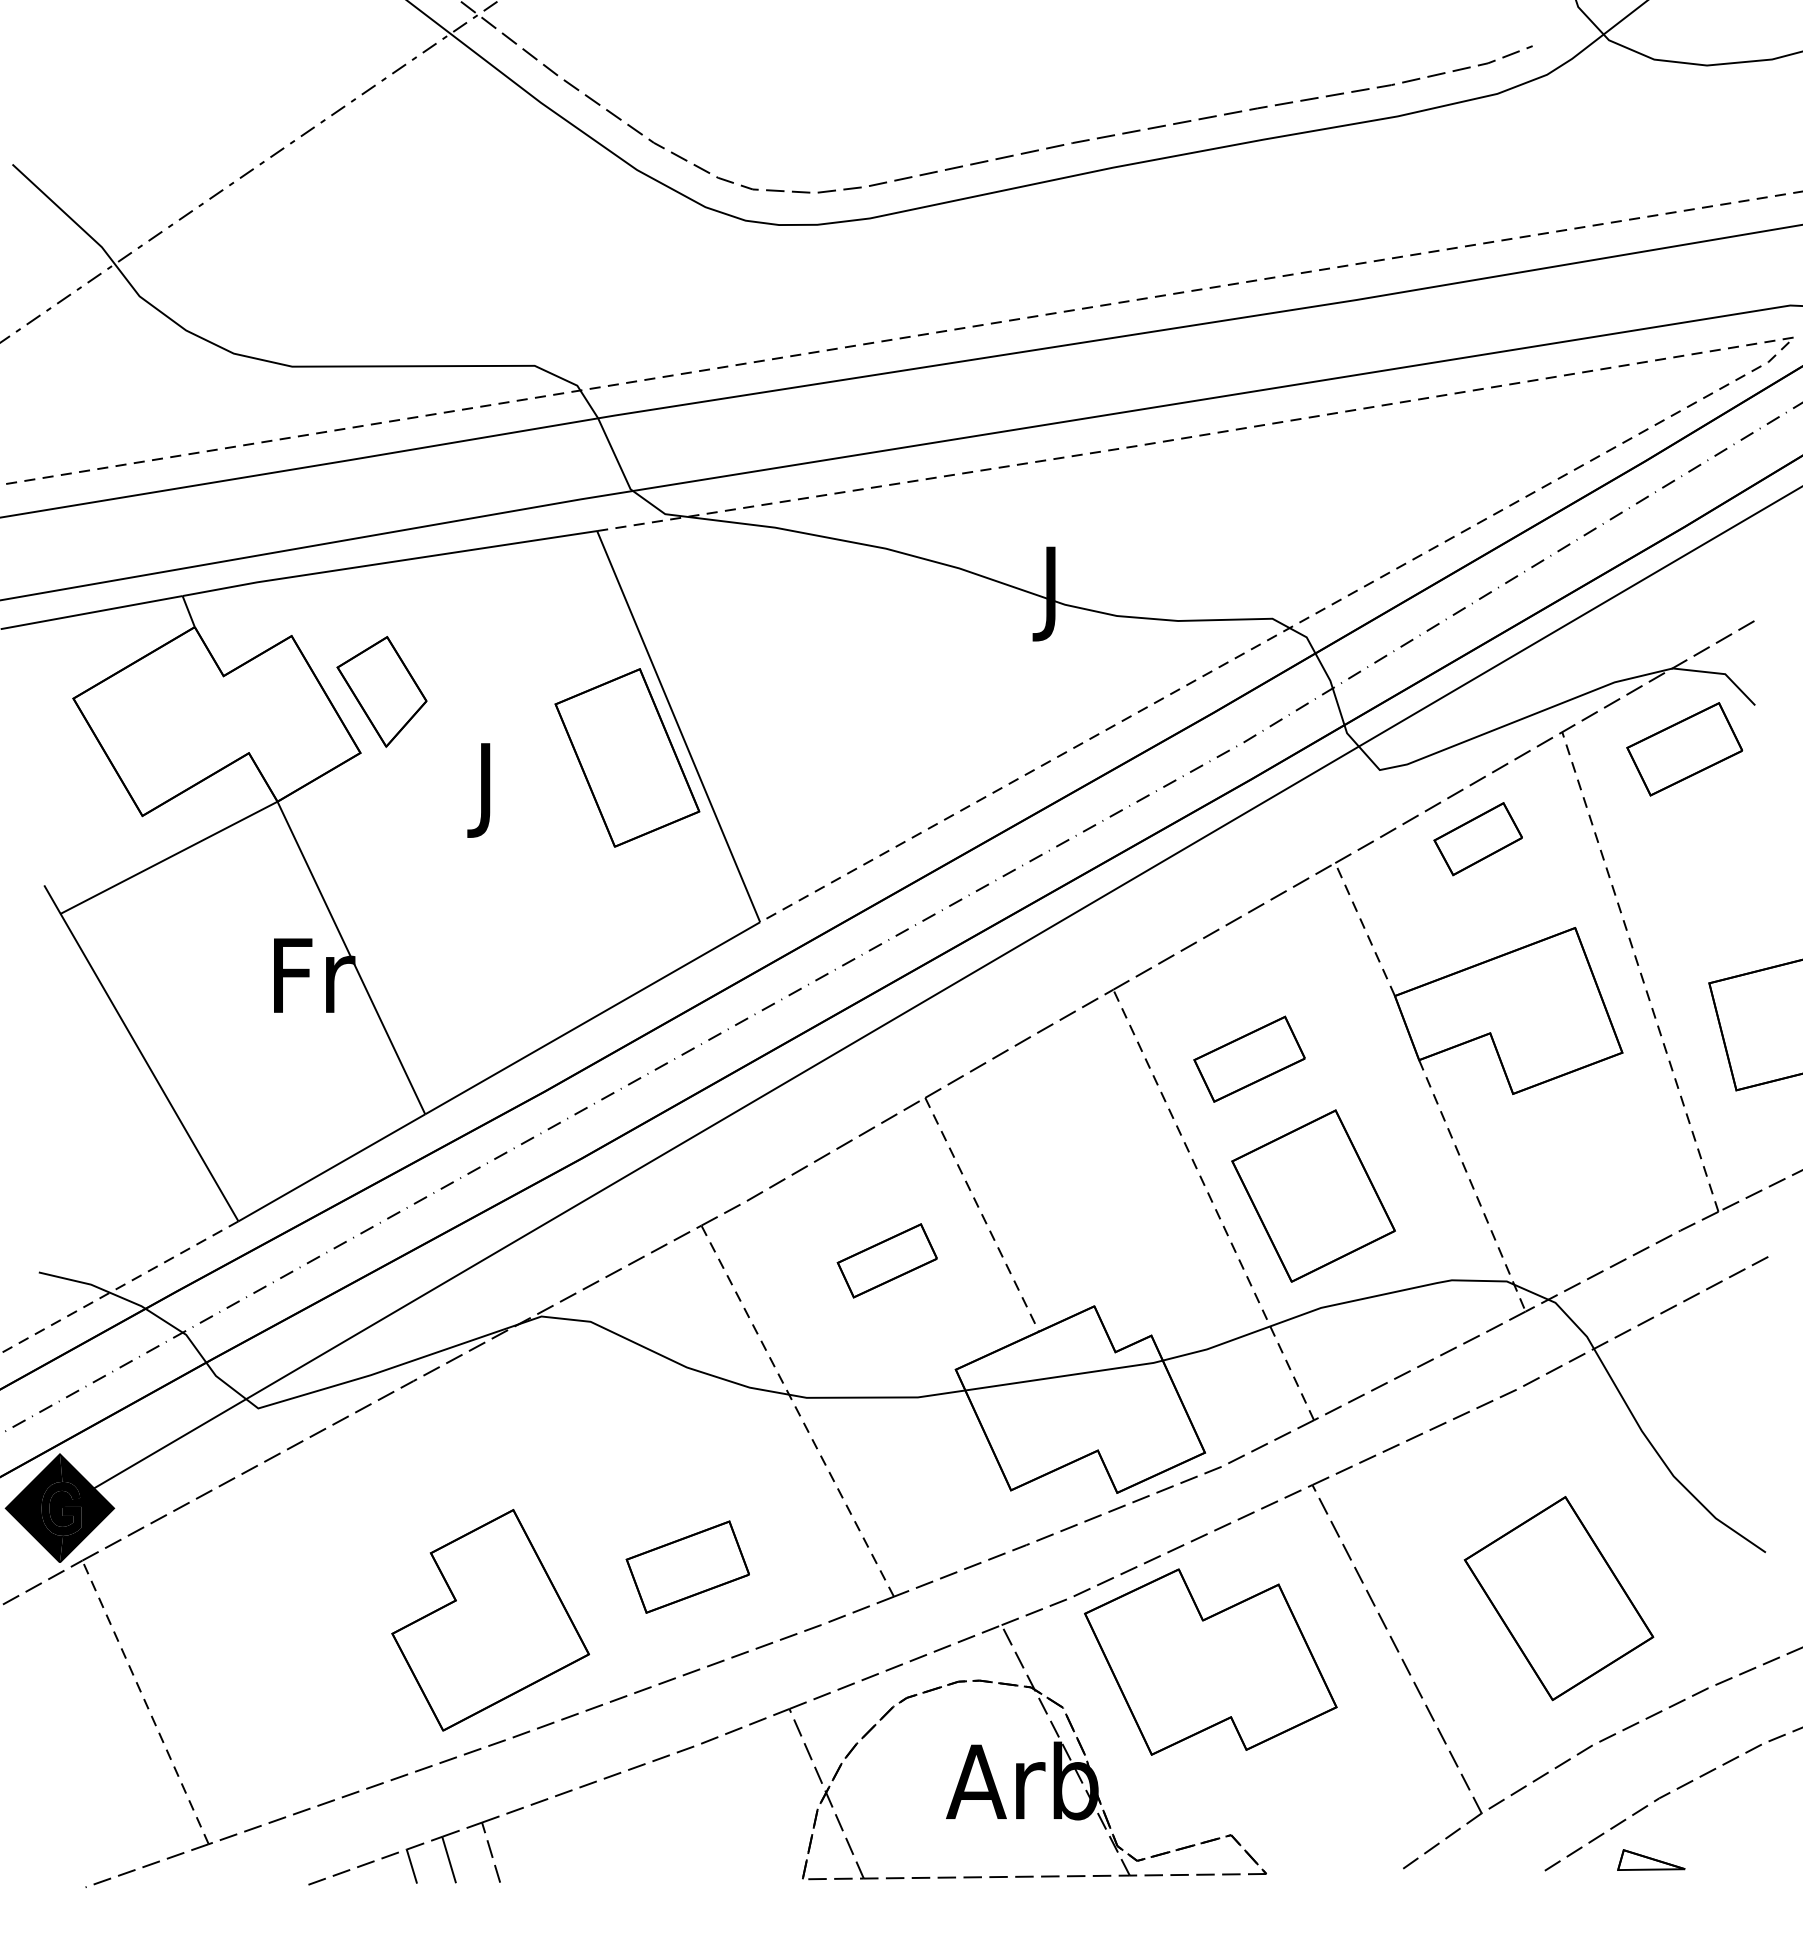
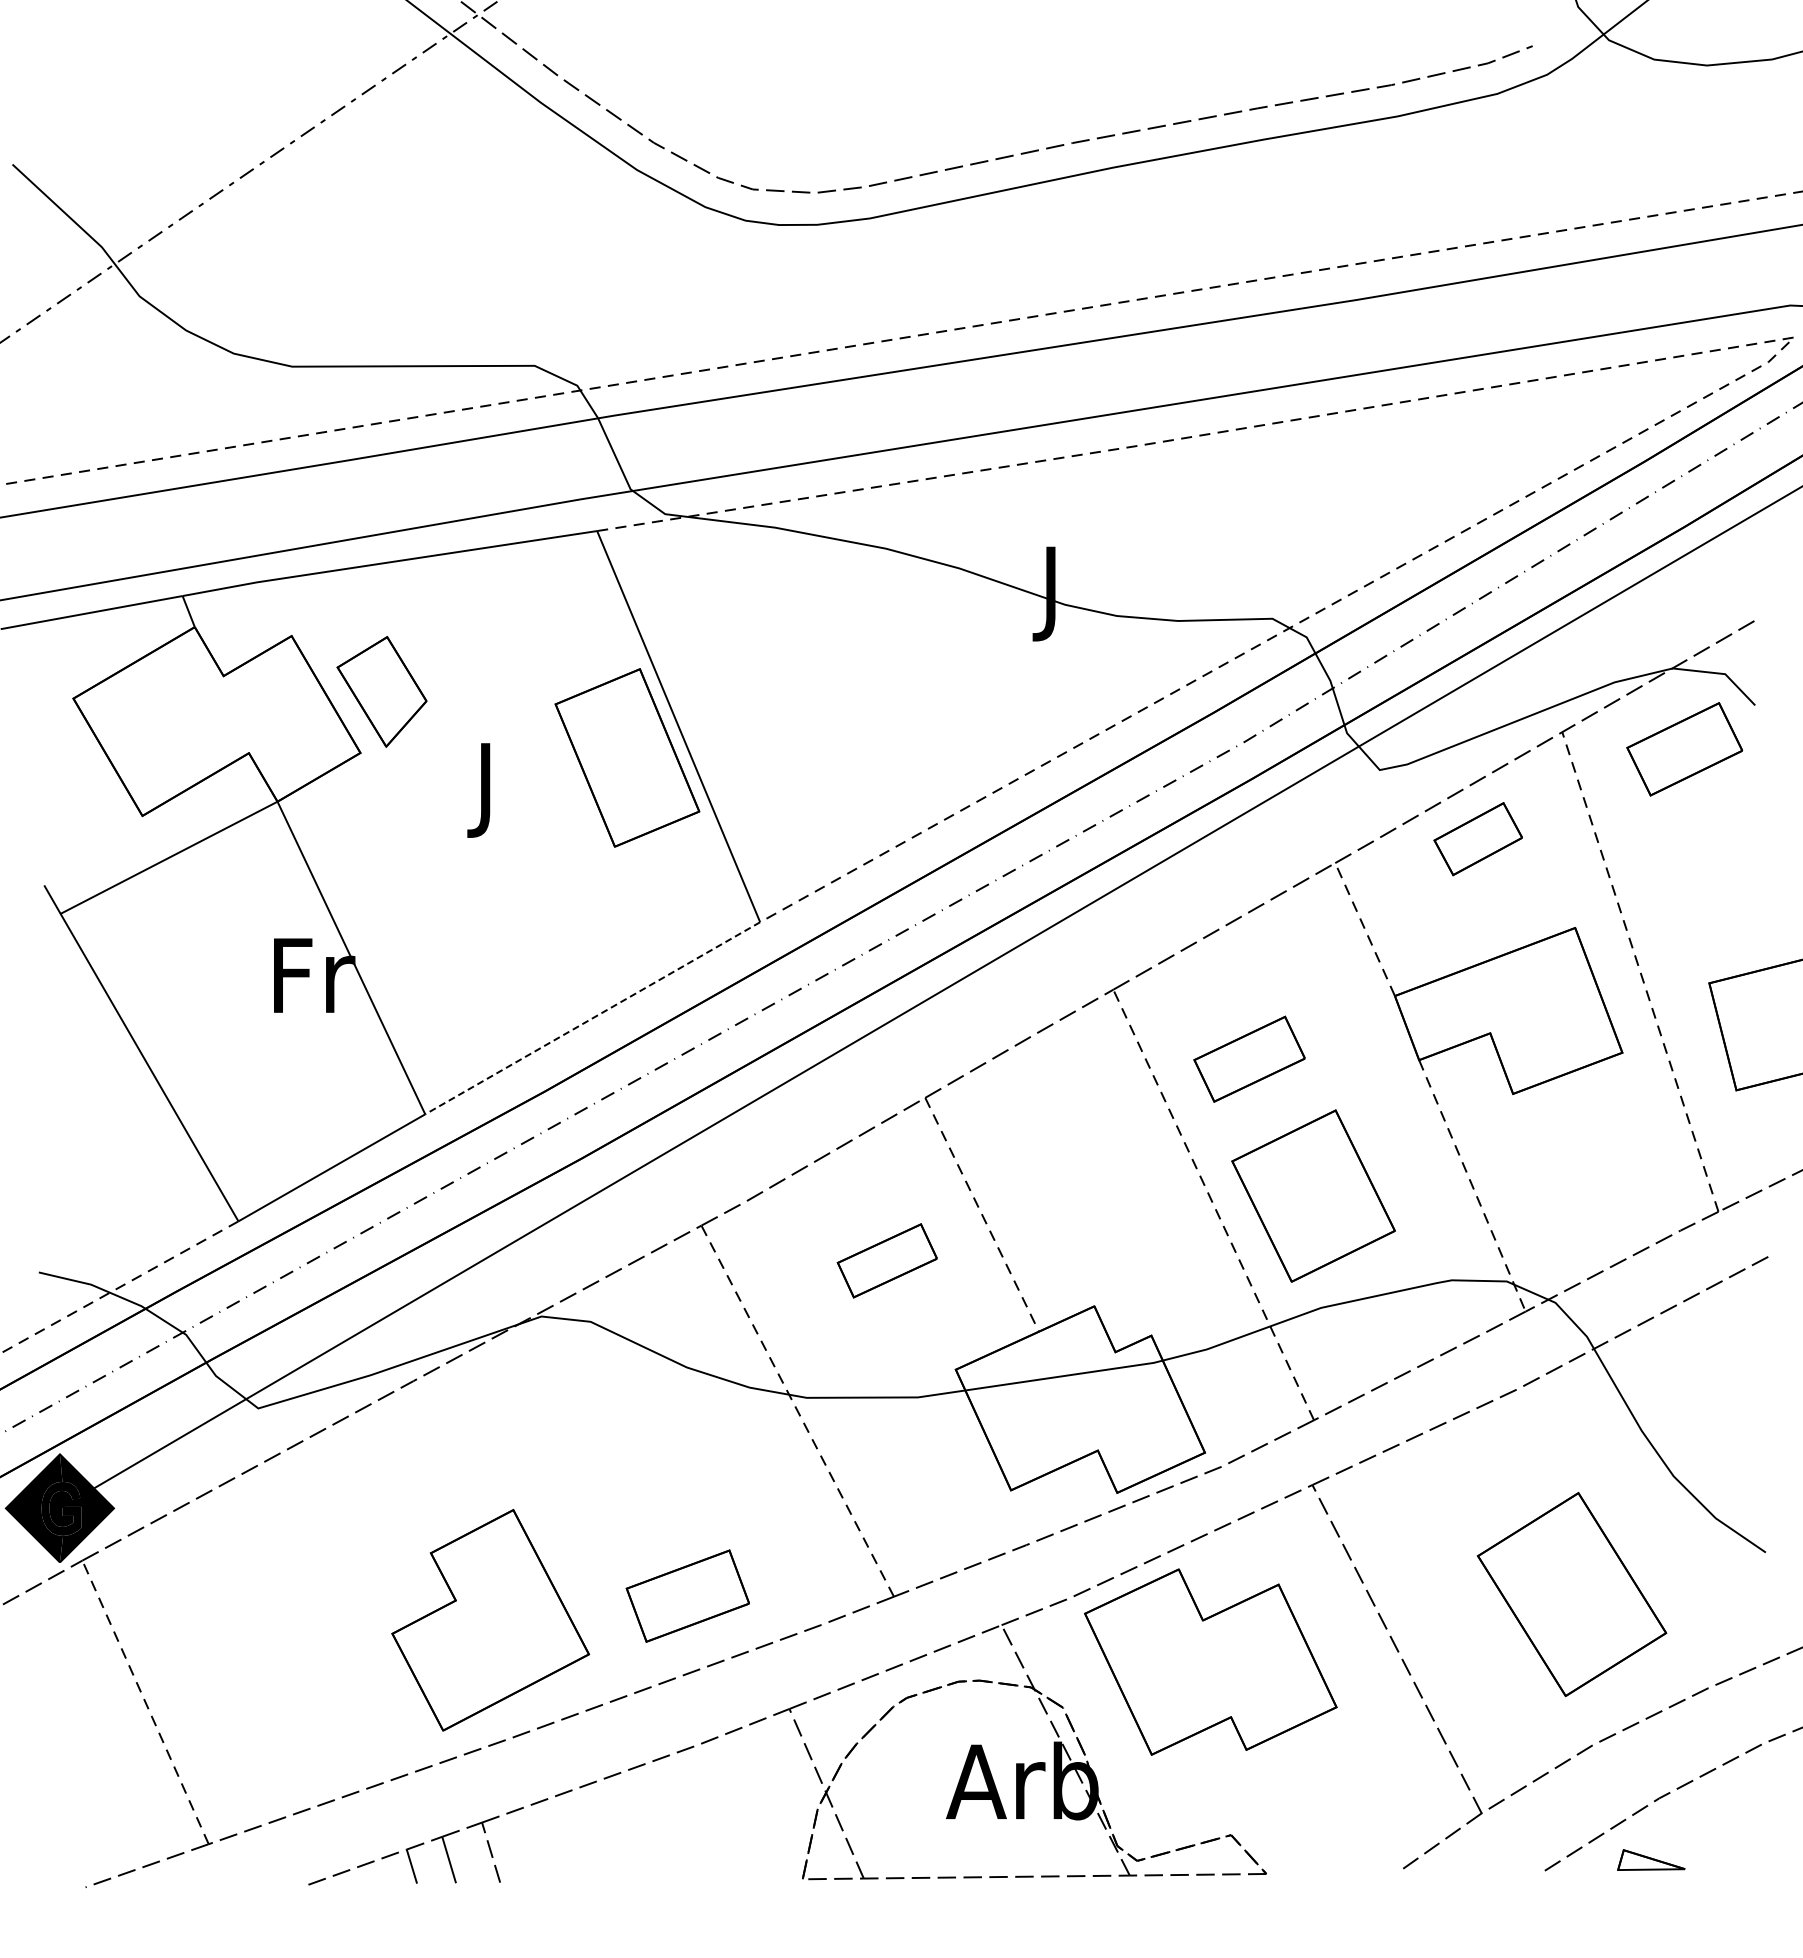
line: solid -> dashed (592, 1018)
part position: (687, 1566) -> (687, 1595) (687, 1595)
part position: (1558, 1598) -> (1571, 1594) (1571, 1594)
